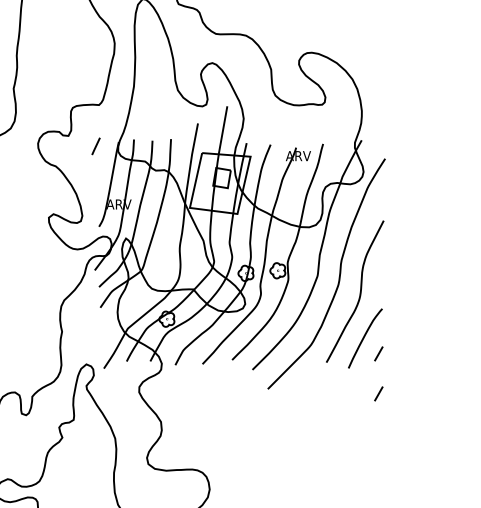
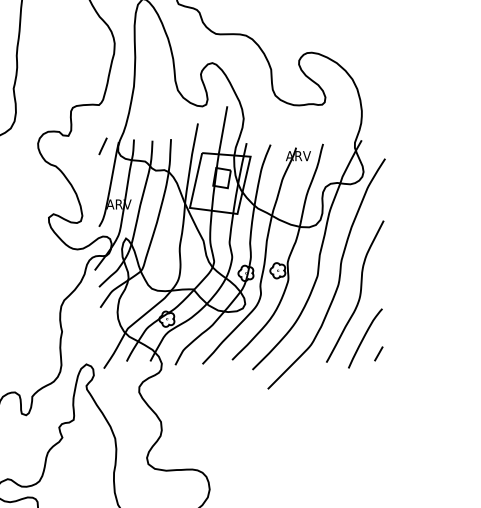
line position: (95, 146) -> (102, 146) (102, 146)
line: present -> none (378, 393)
